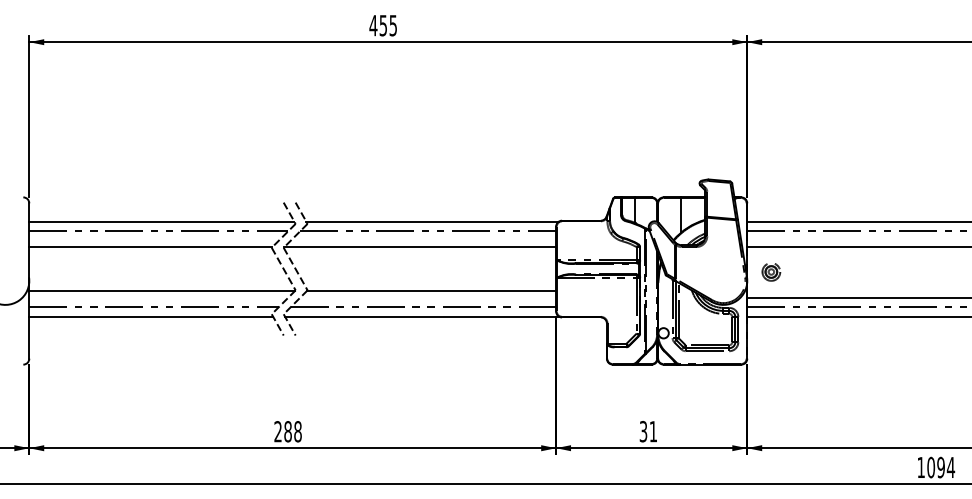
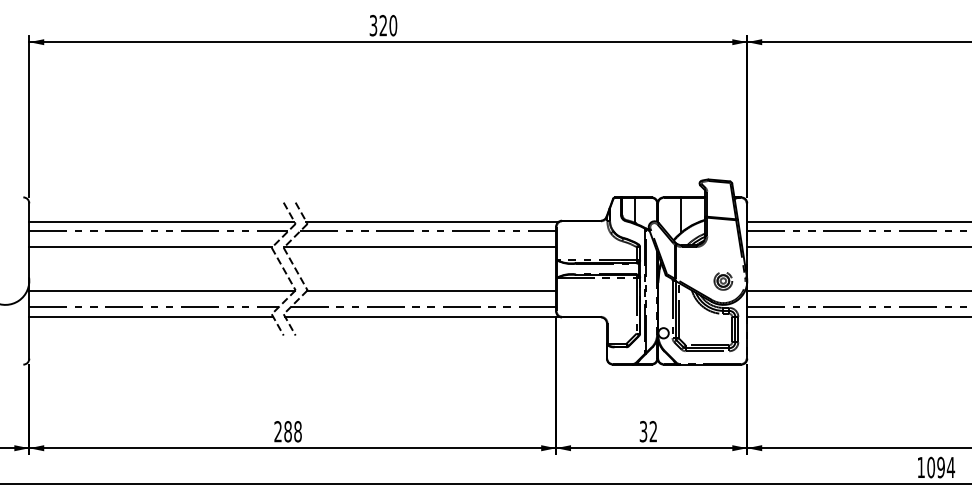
text: 455 -> 320 (383, 25)
part position: (771, 272) -> (723, 281) (723, 281)
line position: (857, 297) -> (857, 290) (857, 290)
text: 31 -> 32 (652, 431)
